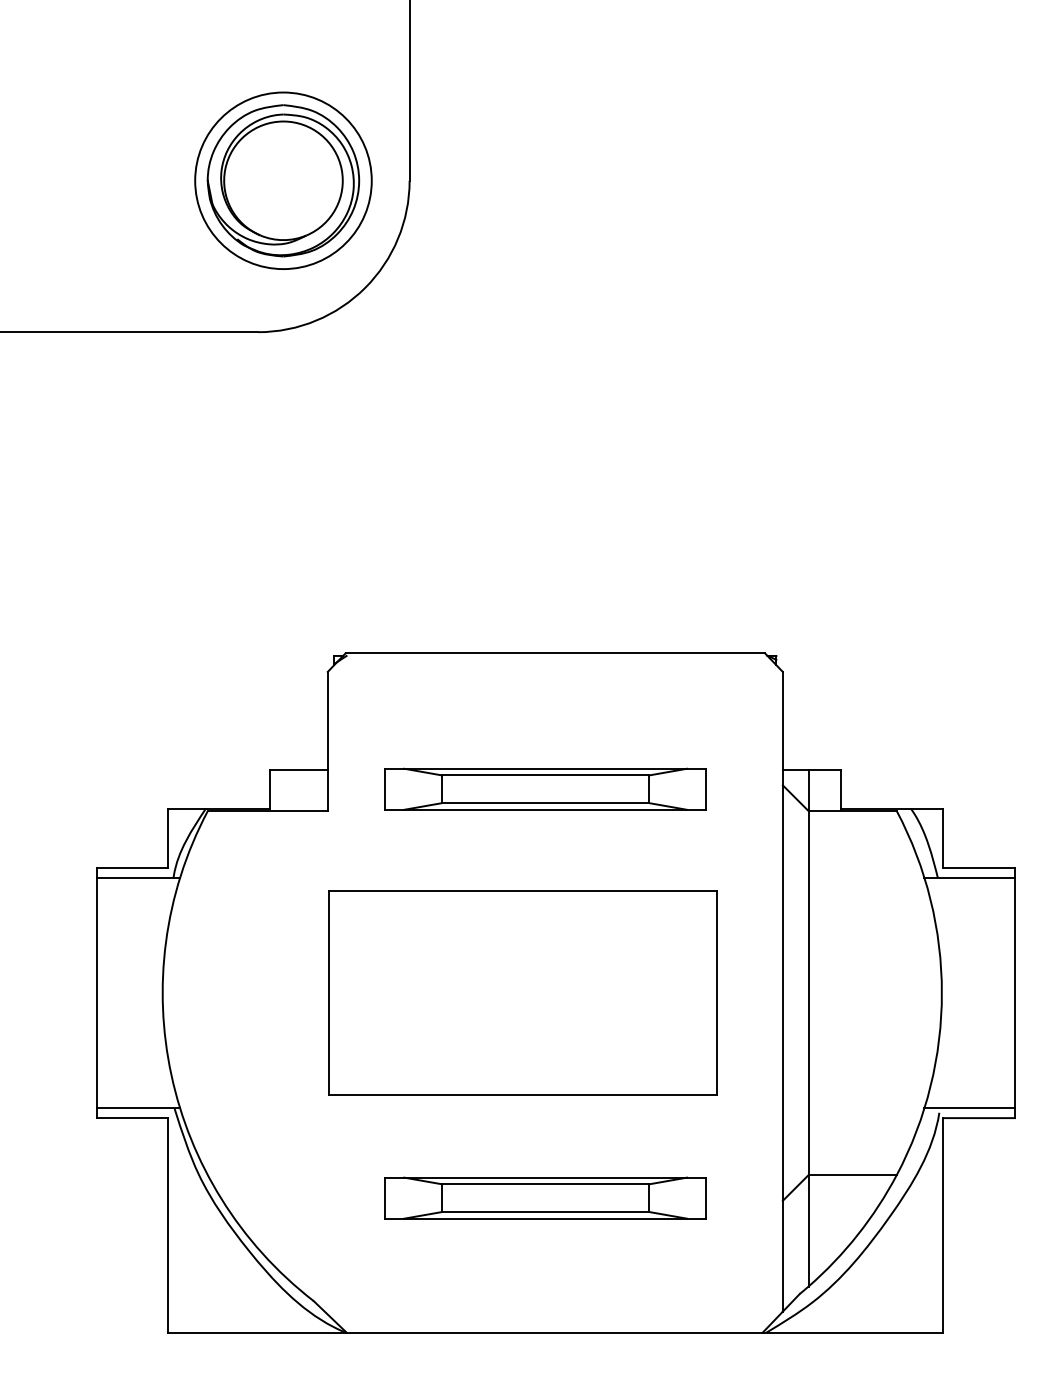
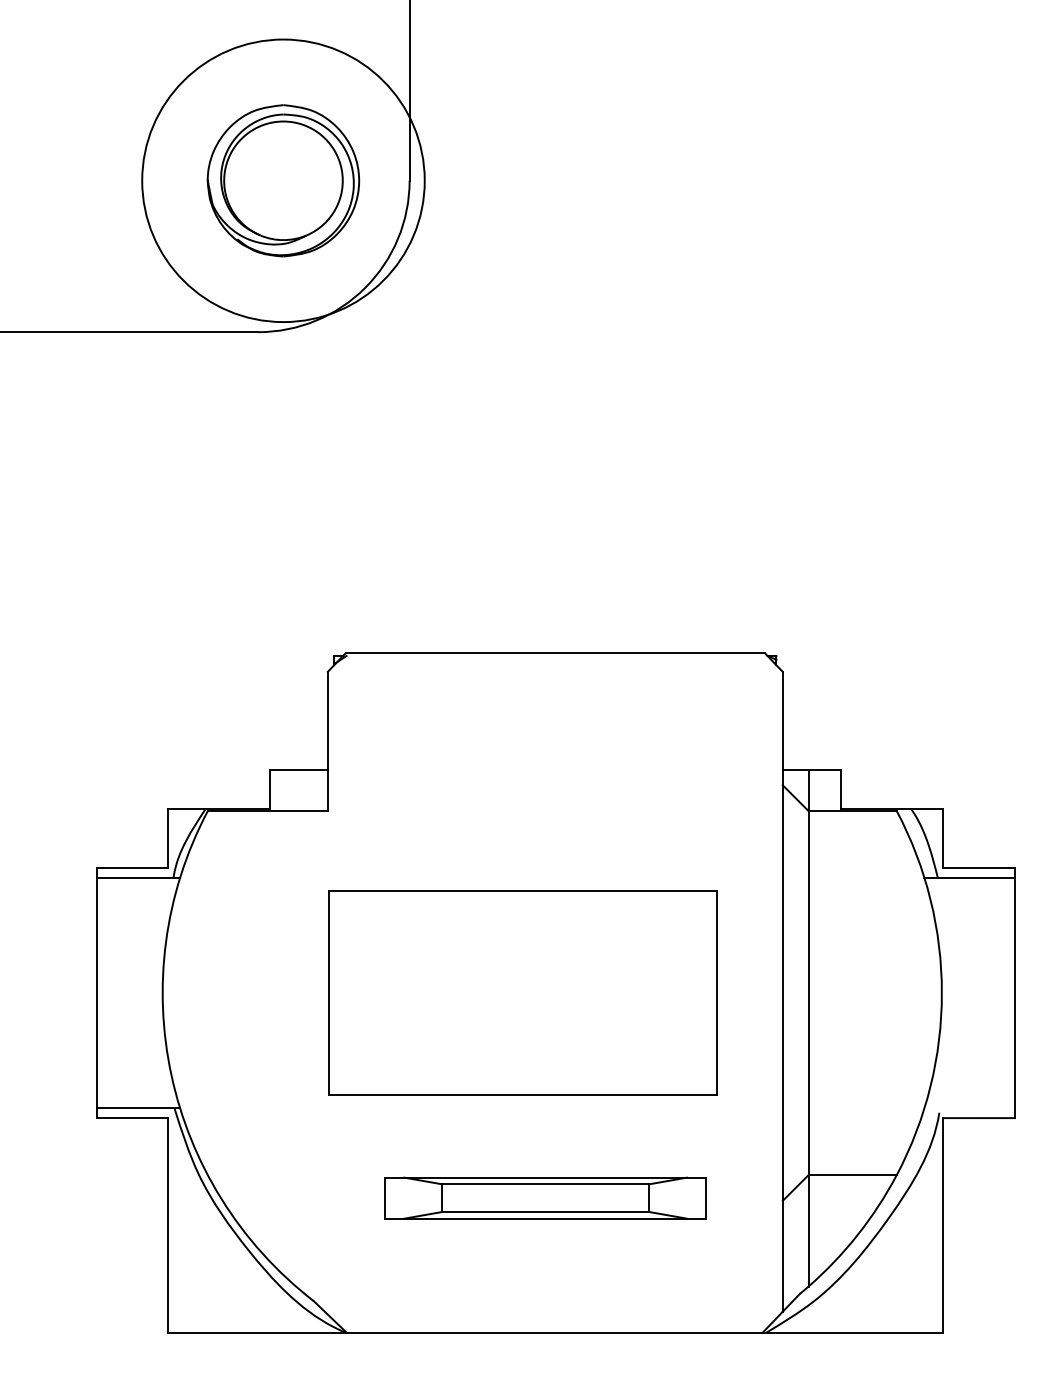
circle diameter: 177 px -> 283 px (283, 180)
part: present -> none (545, 788)
line: present -> none (969, 1108)
